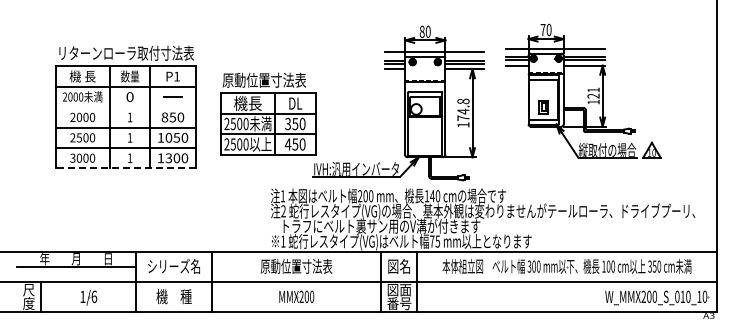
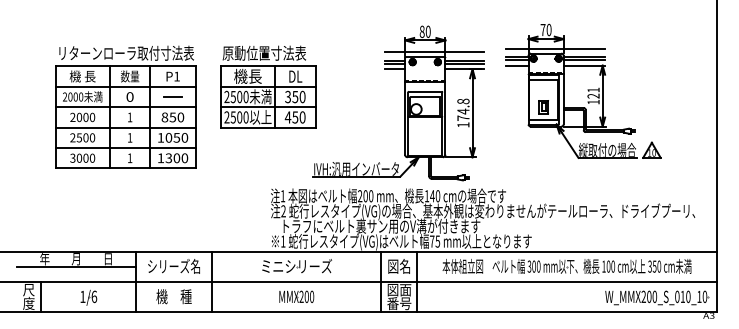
line: none -> present (125, 107)
part position: (268, 113) -> (268, 86) (268, 86)
line: dashed -> solid (125, 168)
text: 原動位置寸法表 -> ミニシリーズ (296, 265)
